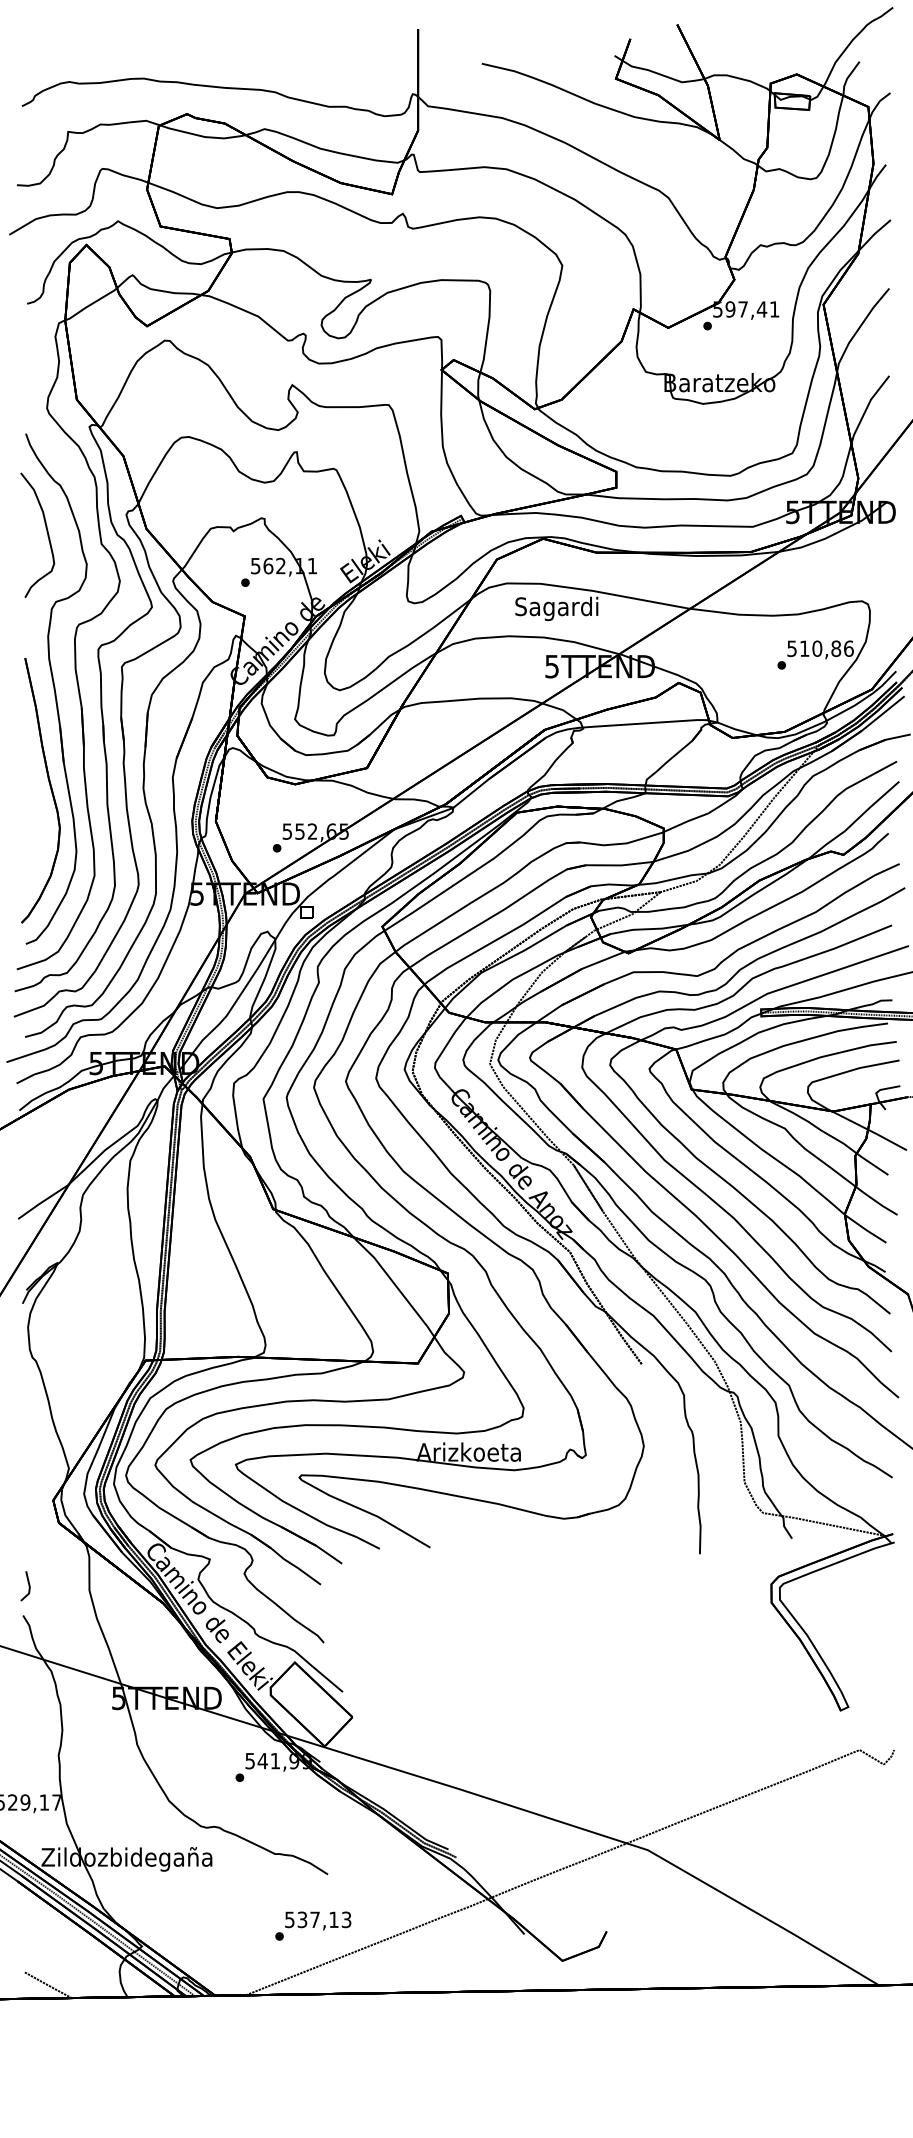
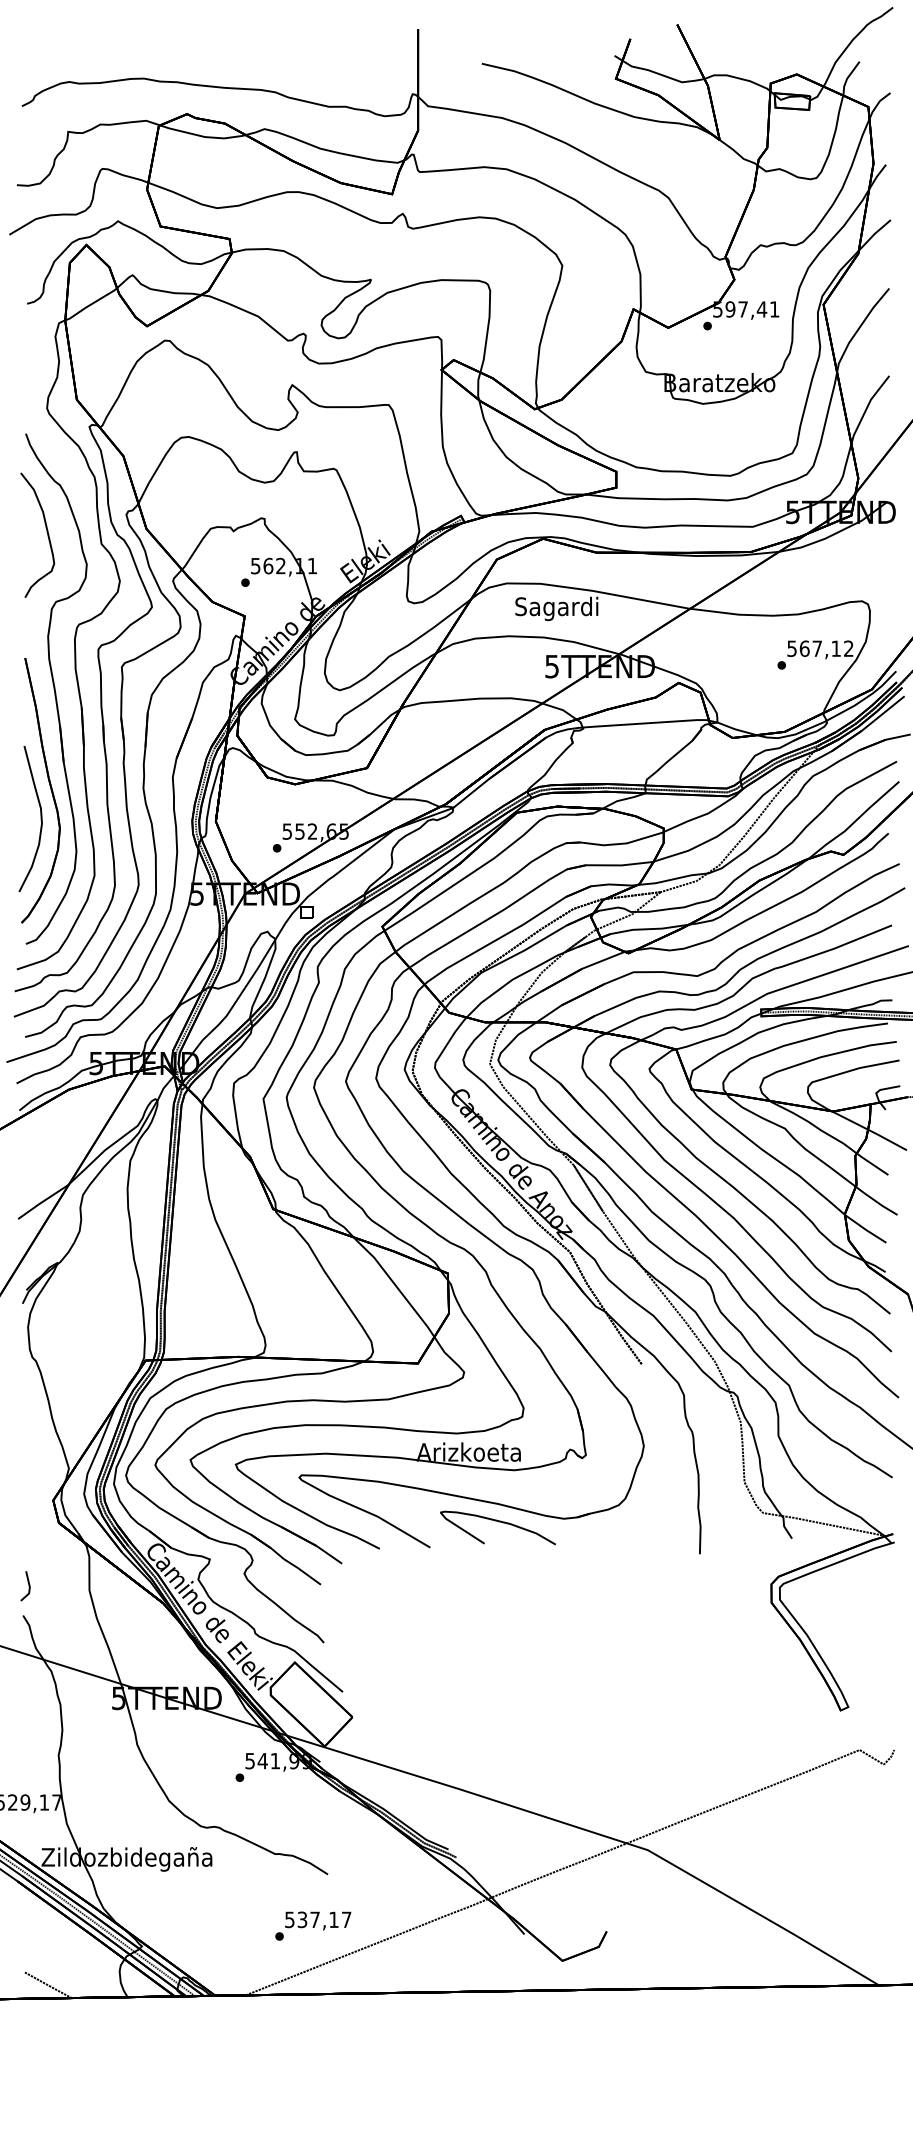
text: 510,86 -> 567,12 (826, 648)
curve: none -> present (40, 819)
curve: none -> present (498, 1522)
text: 537,13 -> 537,17 (346, 1919)
